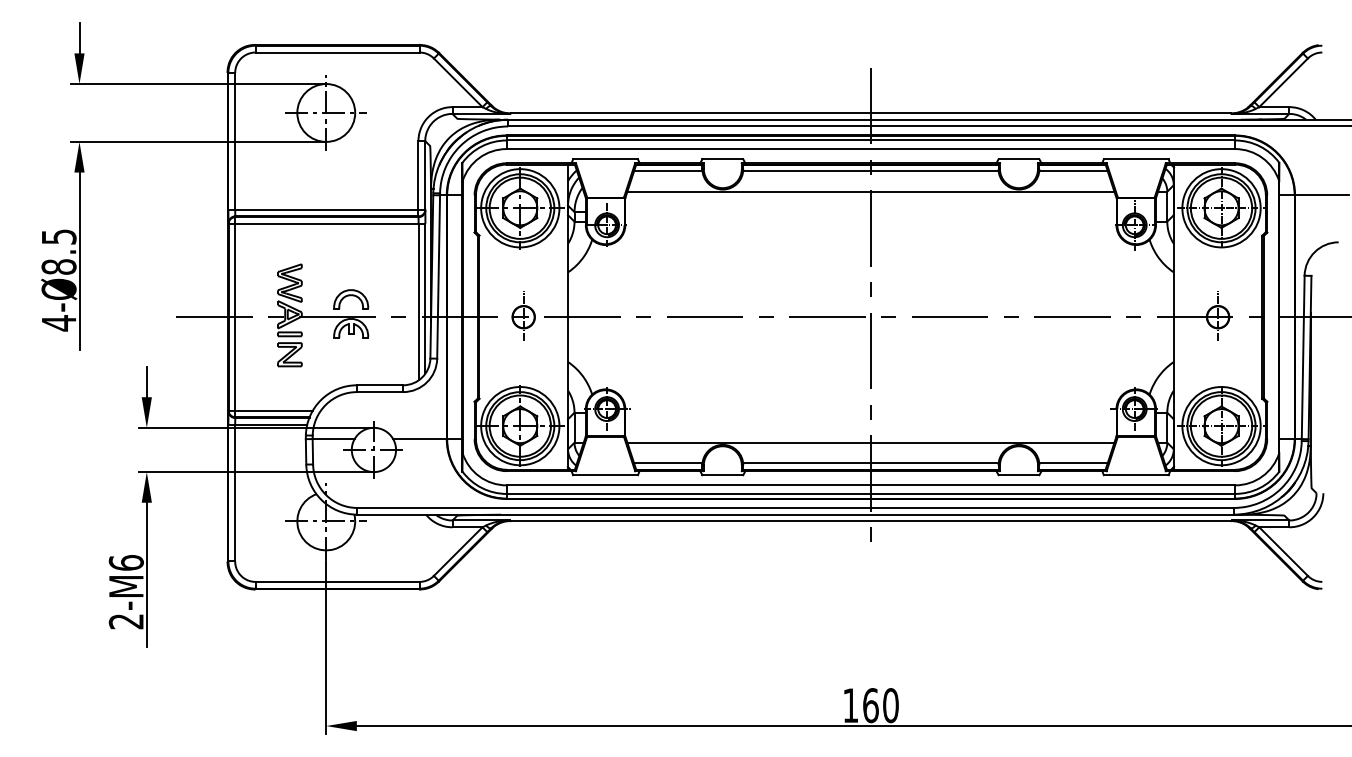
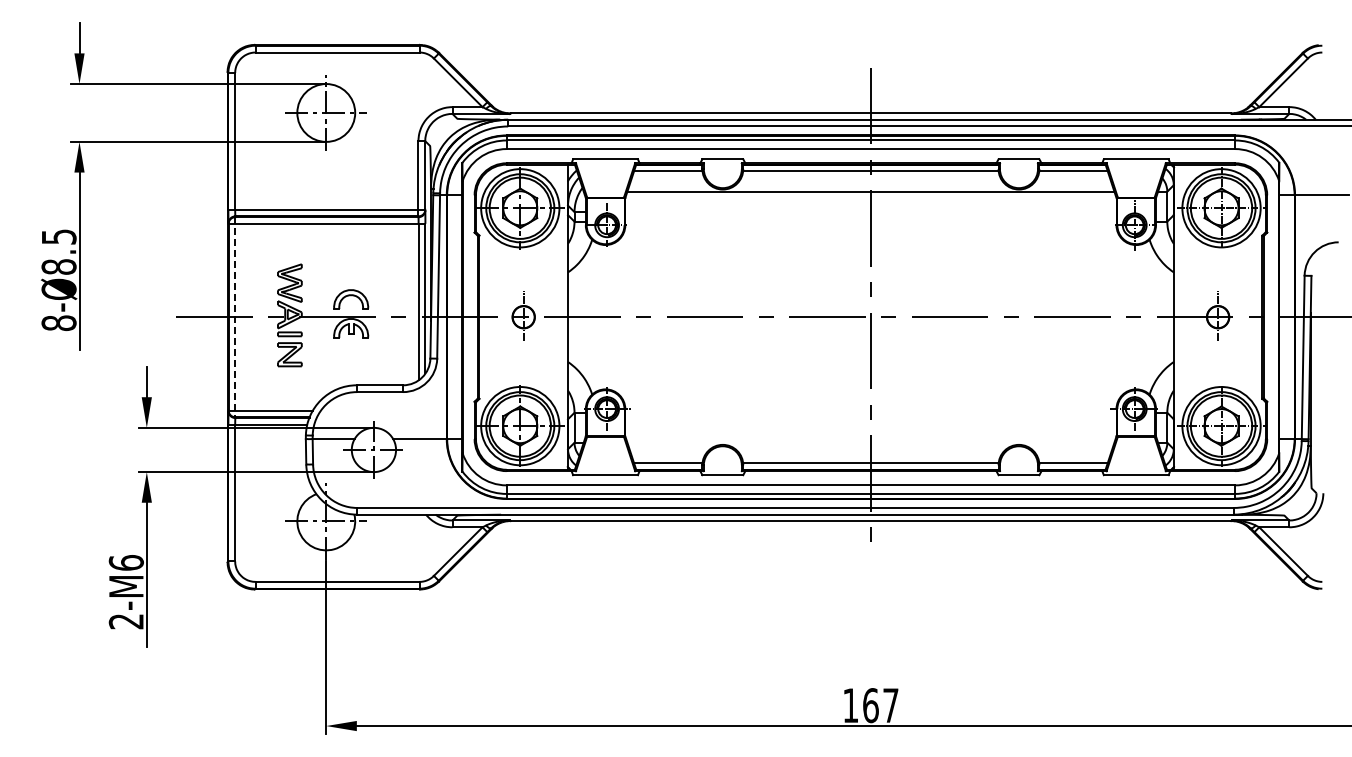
line: solid -> dashed (235, 317)
text: 4-Ø8.5 -> 8-Ø8.5 (58, 323)
line: present -> none (870, 442)
text: 160 -> 167 (890, 705)
